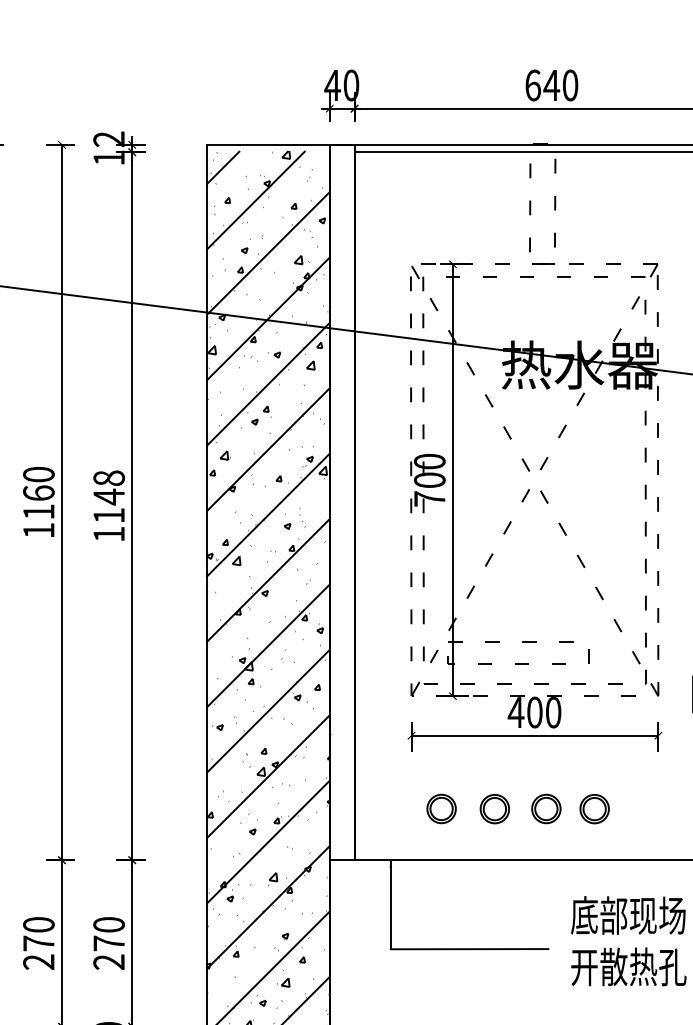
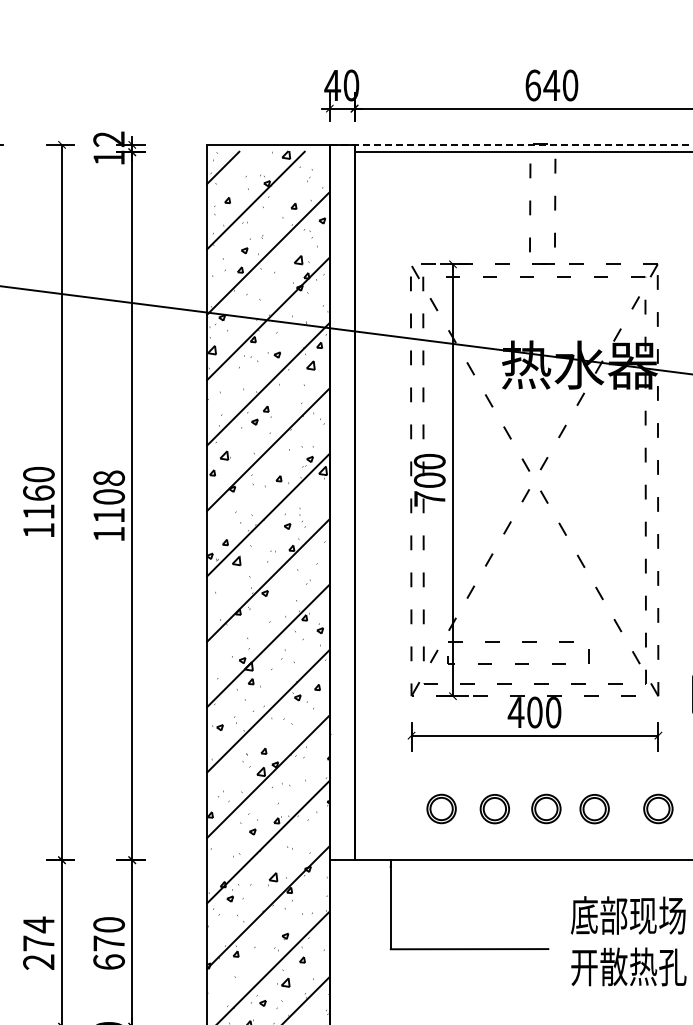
line: solid -> dashed (511, 144)
text: 1148 -> 1108 (108, 496)
part: none -> present (658, 808)
text: 270 -> 274 (38, 924)
text: 270 -> 670 (108, 961)
